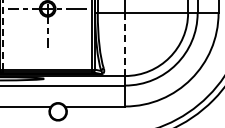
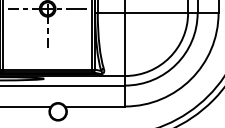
line: dashed -> solid (2, 34)
line: dashed -> solid (125, 44)
